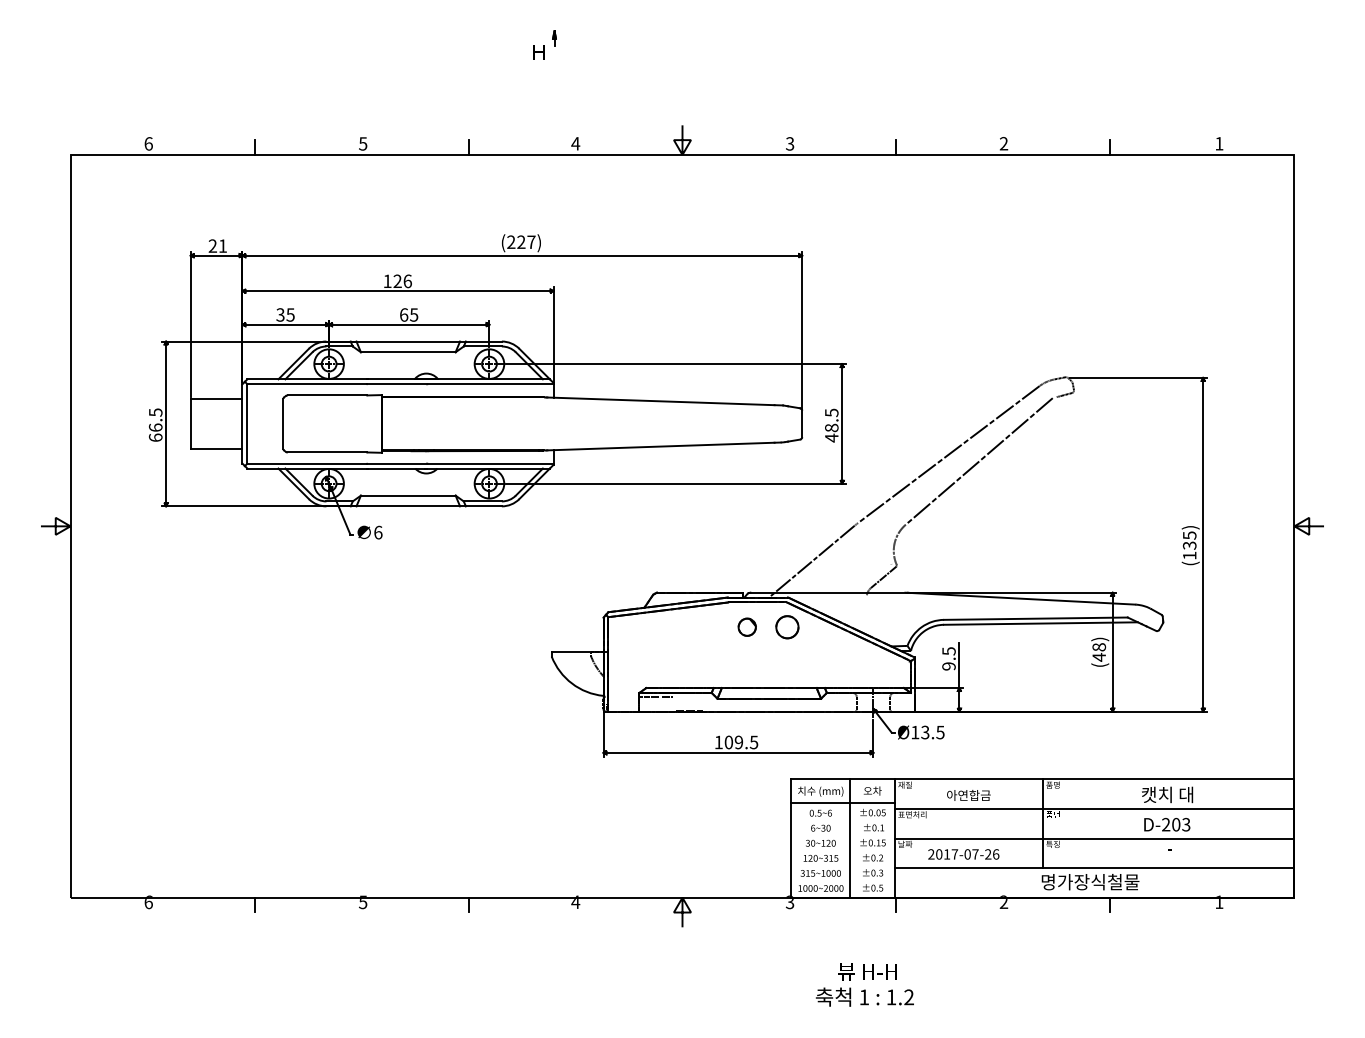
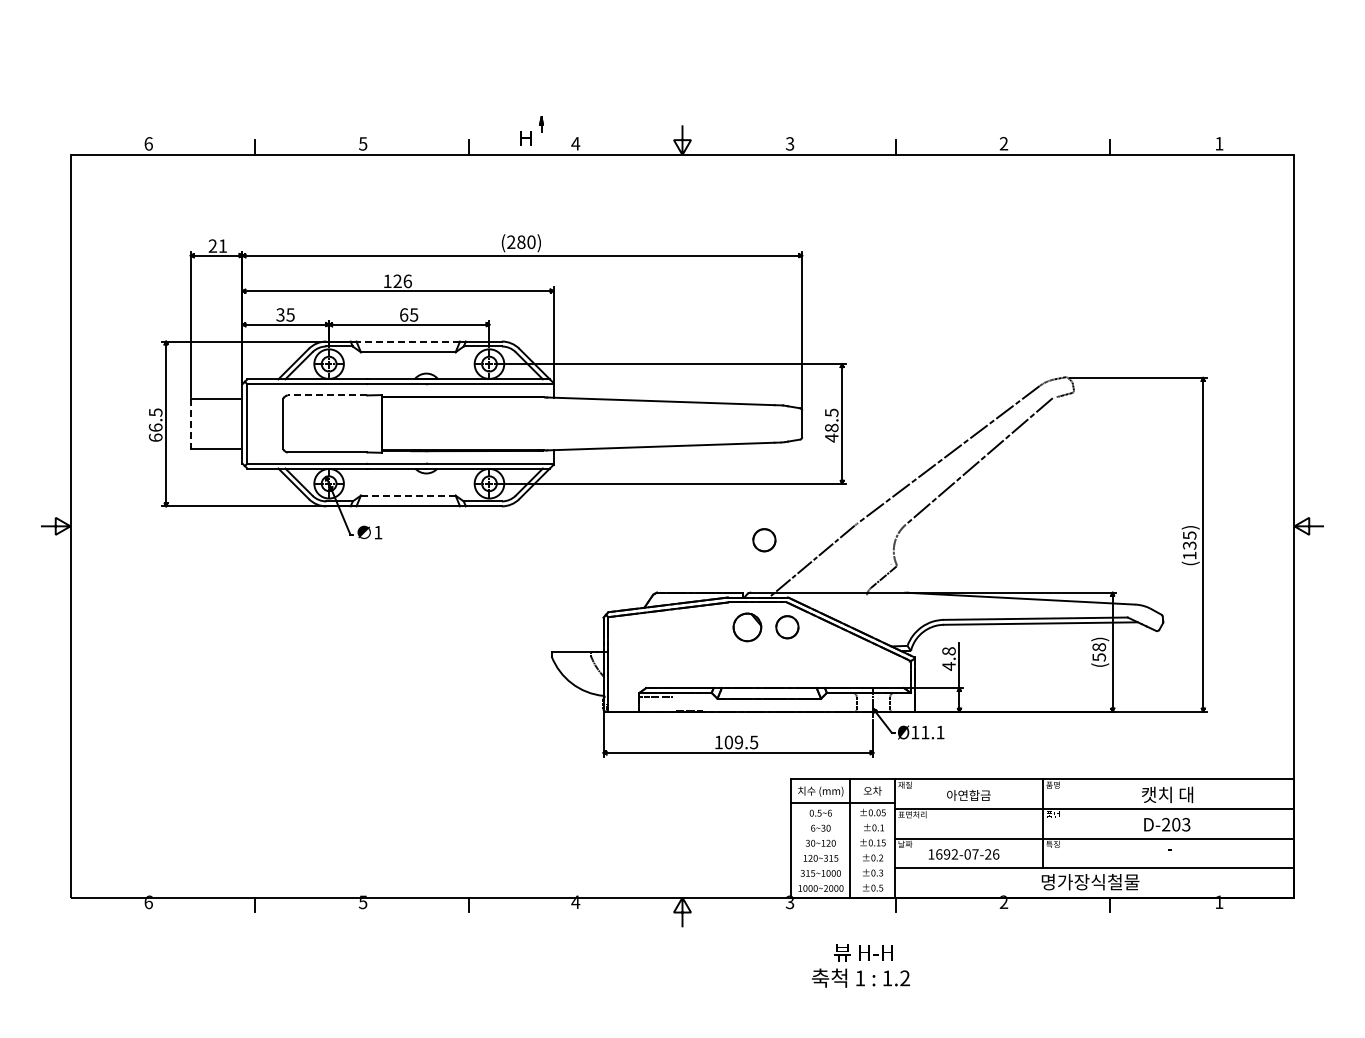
part position: (544, 44) -> (531, 130) (531, 130)
text: (227) -> (280) (526, 242)
line: solid -> dashed (408, 341)
line: solid -> dashed (326, 395)
line: solid -> dashed (190, 423)
line: solid -> dashed (407, 495)
text: 6 -> 1 (378, 532)
circle: none -> present (764, 540)
circle size: 20x20 px -> 31x31 px (747, 627)
text: (48) -> (58) (1099, 656)
text: 9.5 -> 4.8 (948, 659)
text: Ø13.5 -> Ø11.1 (932, 732)
text: 2017-07-26 -> 1692-07-26 (943, 854)
text position: (864, 984) -> (860, 965) (860, 965)
